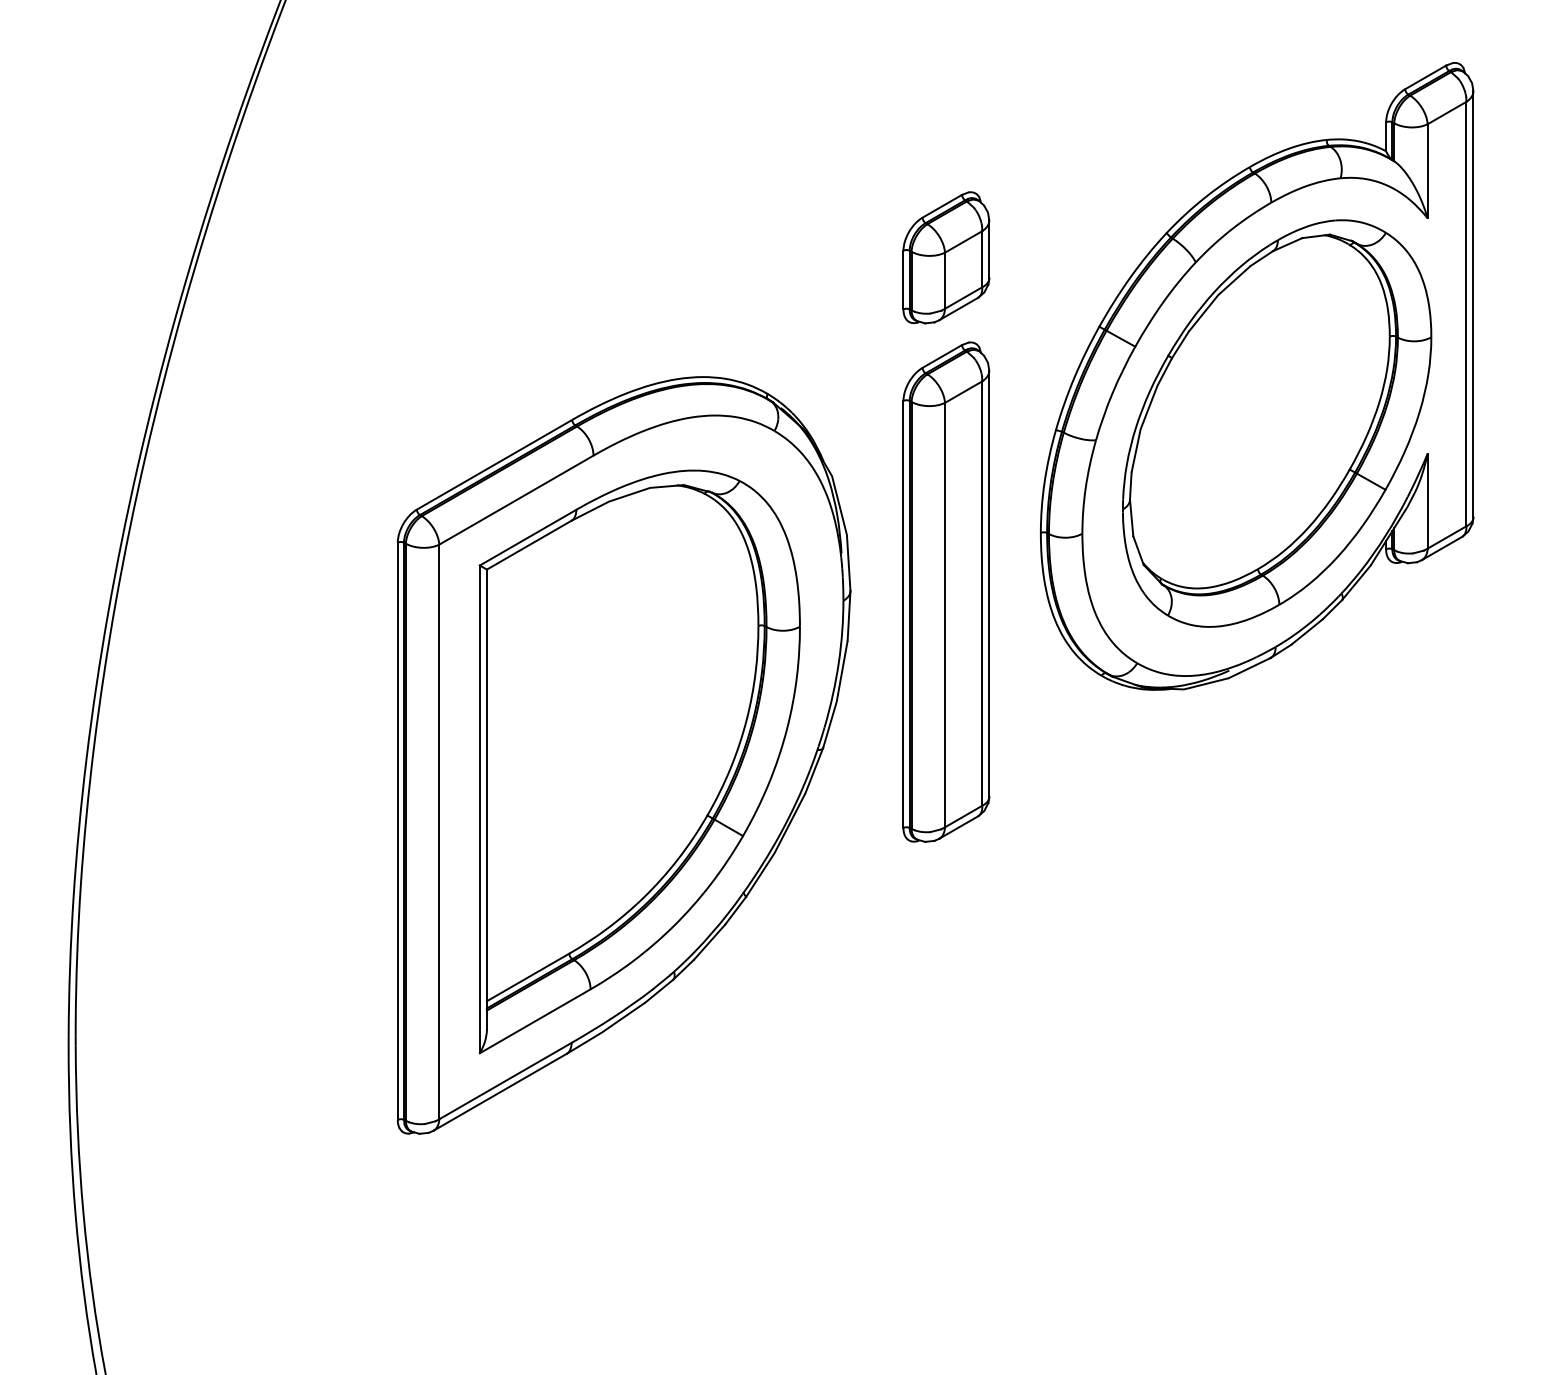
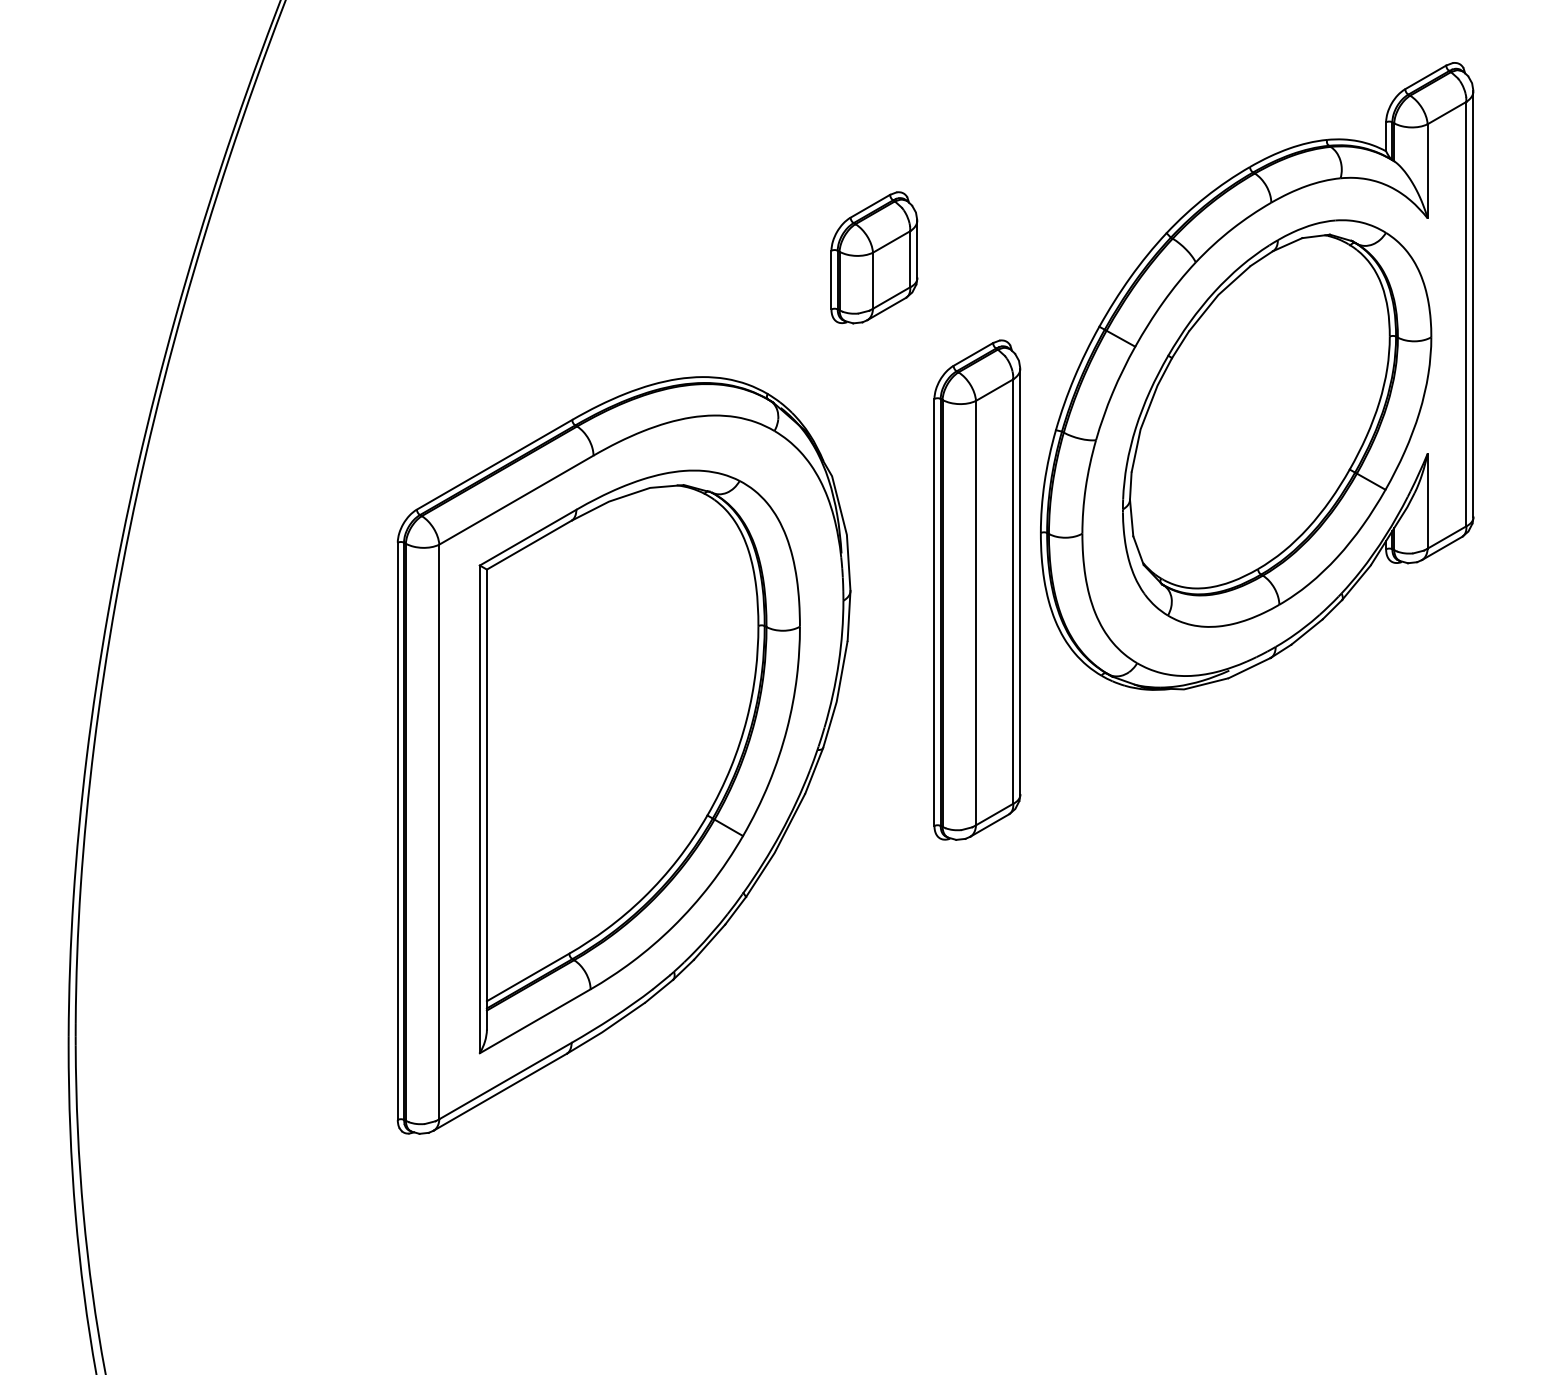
part position: (946, 257) -> (874, 257) (874, 257)
part position: (946, 591) -> (977, 589) (977, 589)
